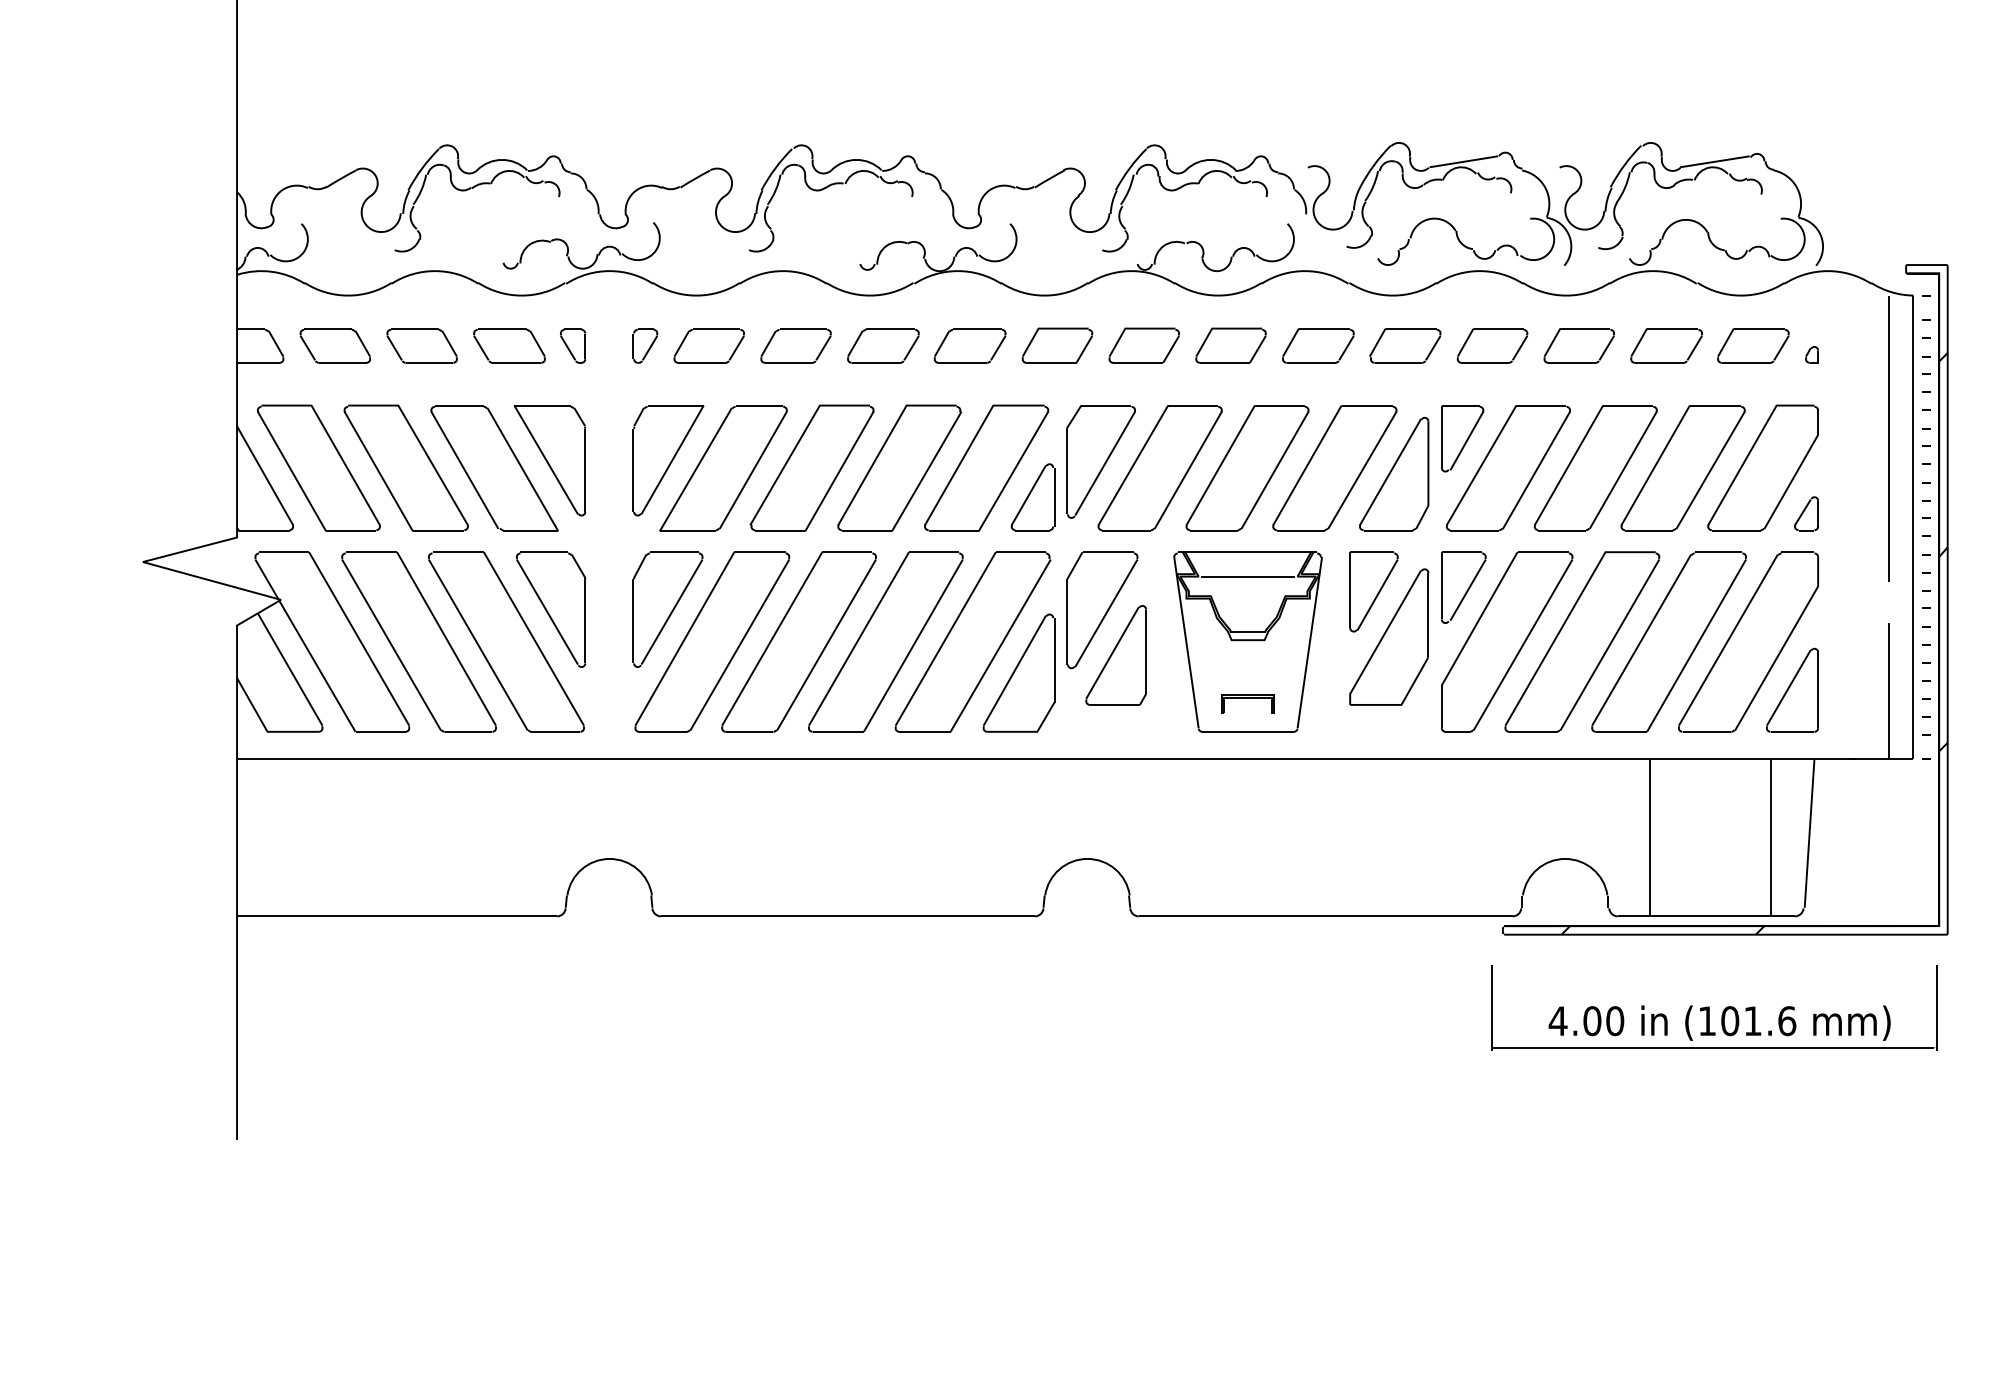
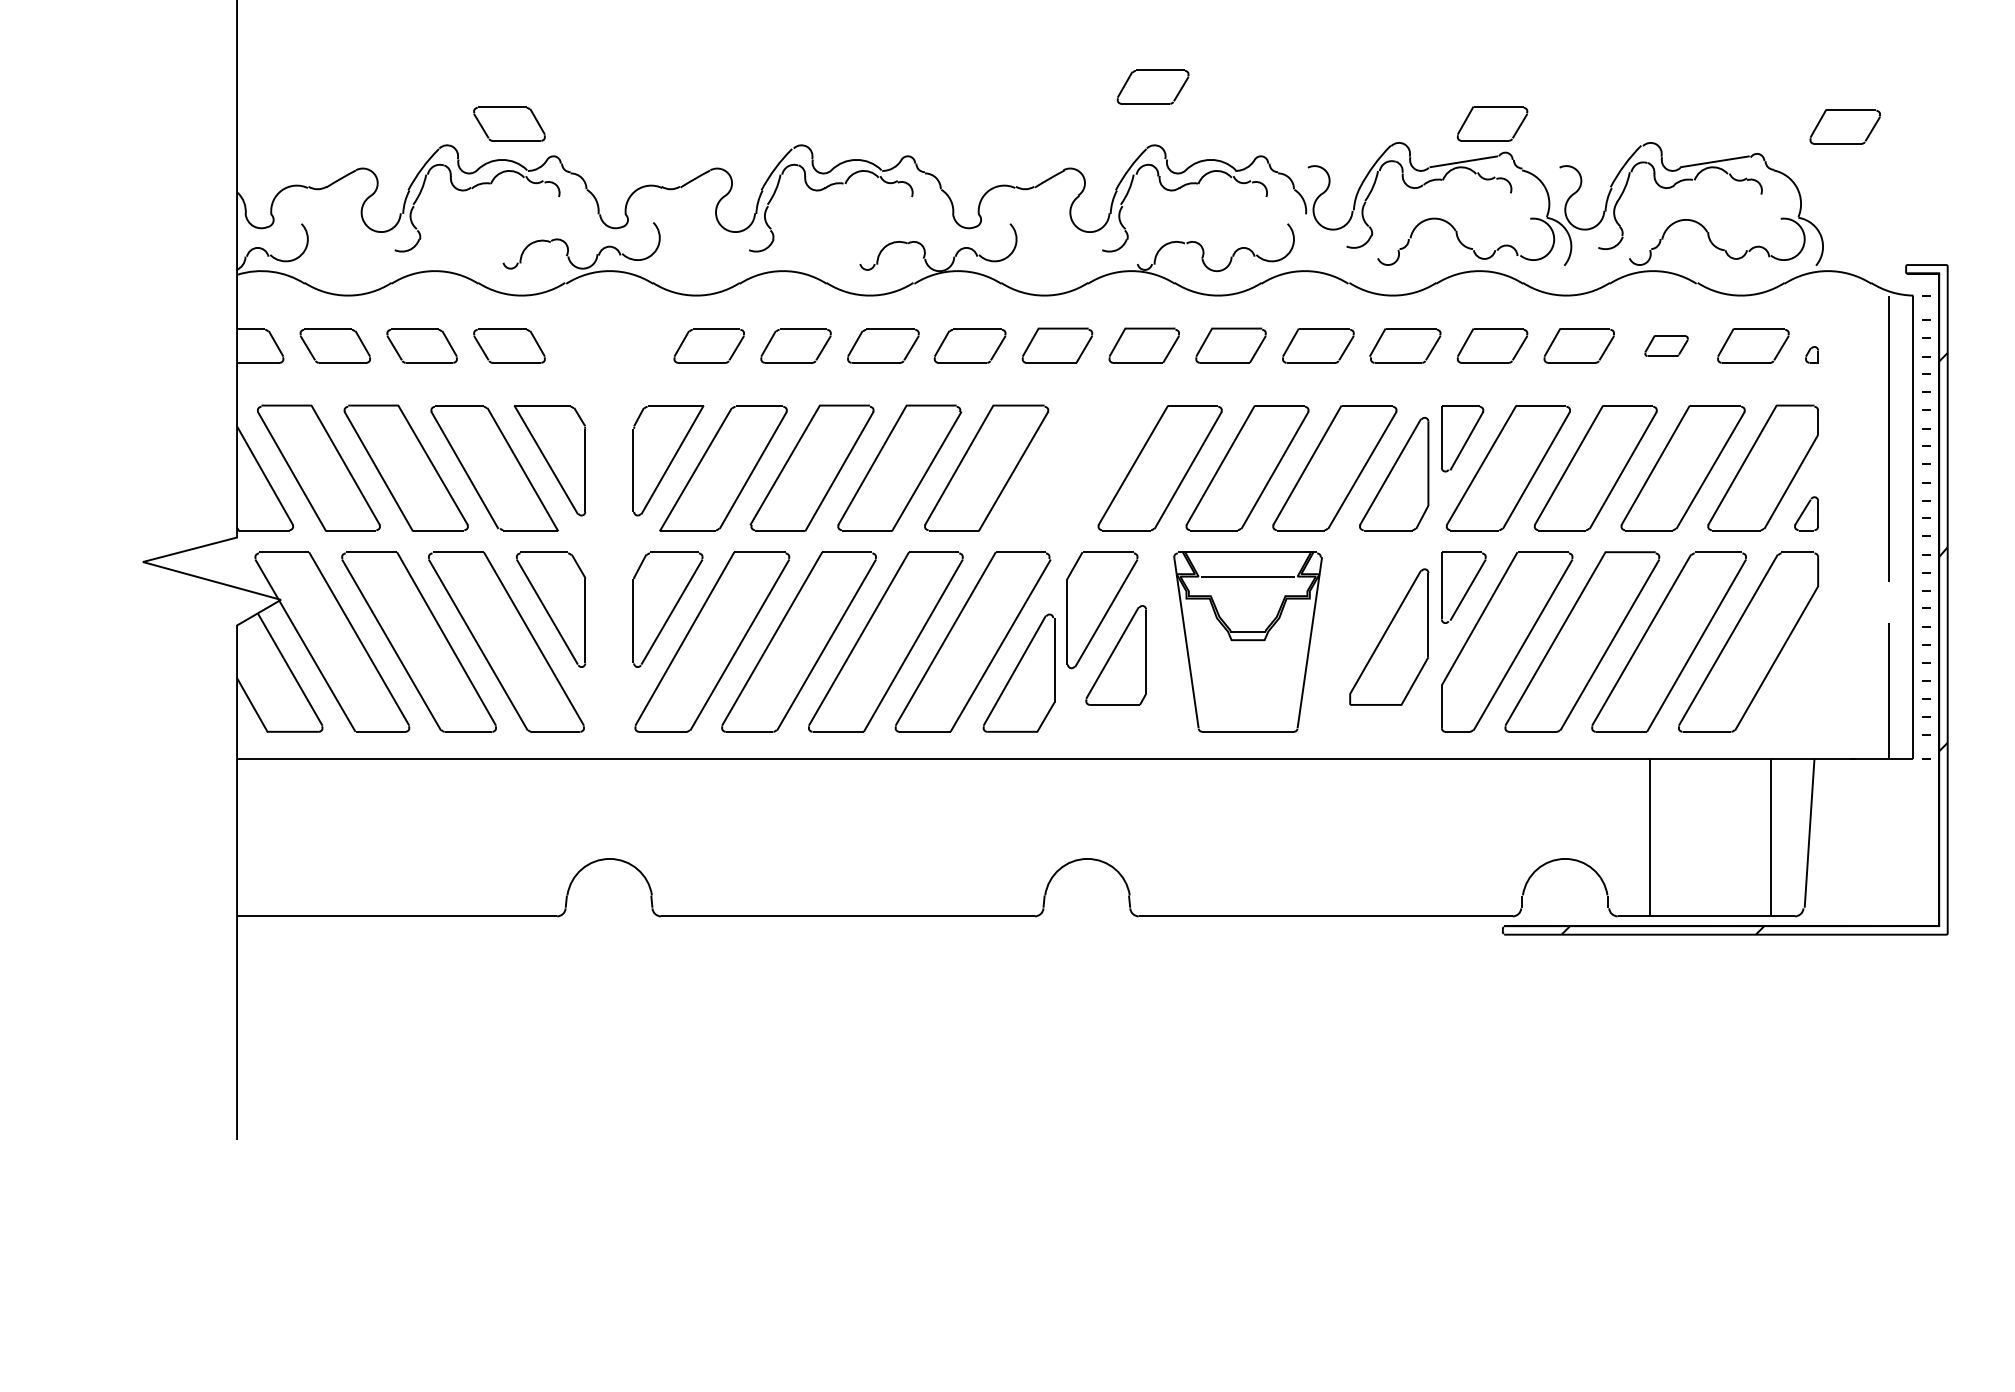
part: none -> present (1152, 86)
part: none -> present (509, 123)
part: none -> present (1492, 123)
part: none -> present (1844, 126)
part: present -> none (573, 345)
part: present -> none (645, 345)
part size: 73x36 px -> 45x22 px (1666, 345)
part: present -> none (1100, 461)
part: present -> none (1032, 497)
part: present -> none (1373, 591)
part: present -> none (1792, 689)
part: present -> none (1247, 703)
part: present -> none (1714, 1007)
